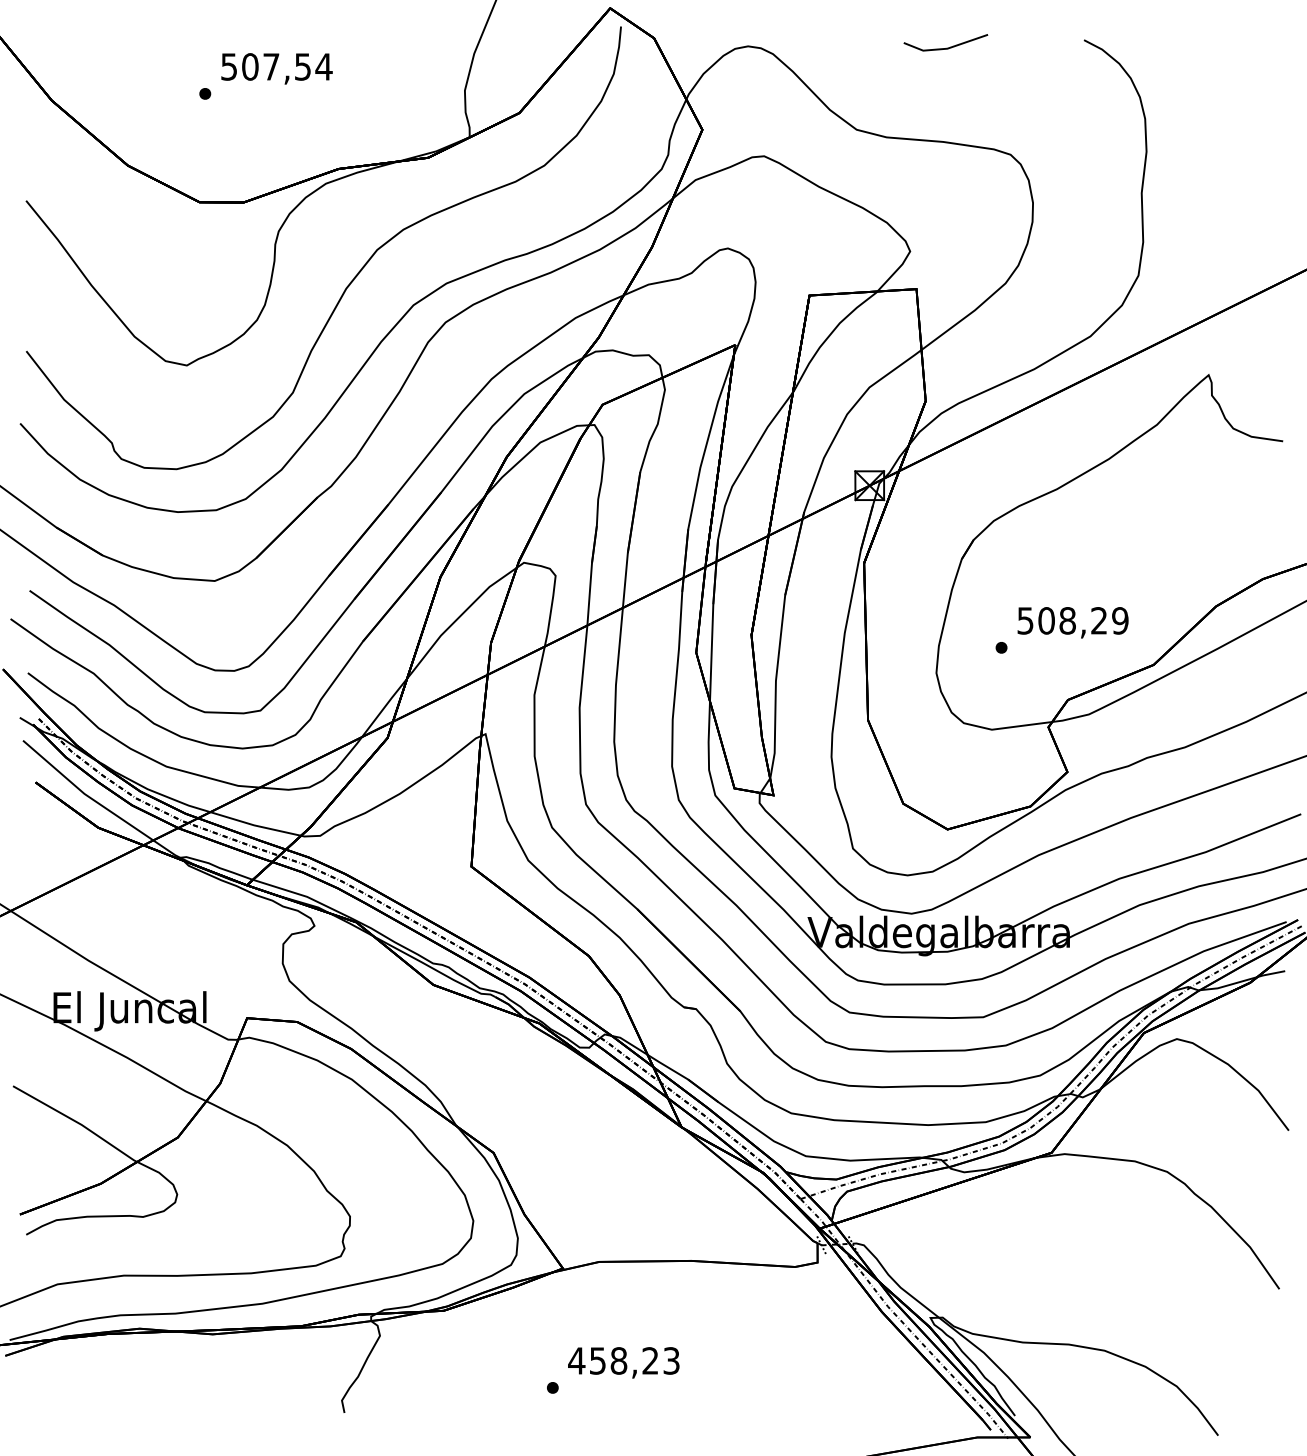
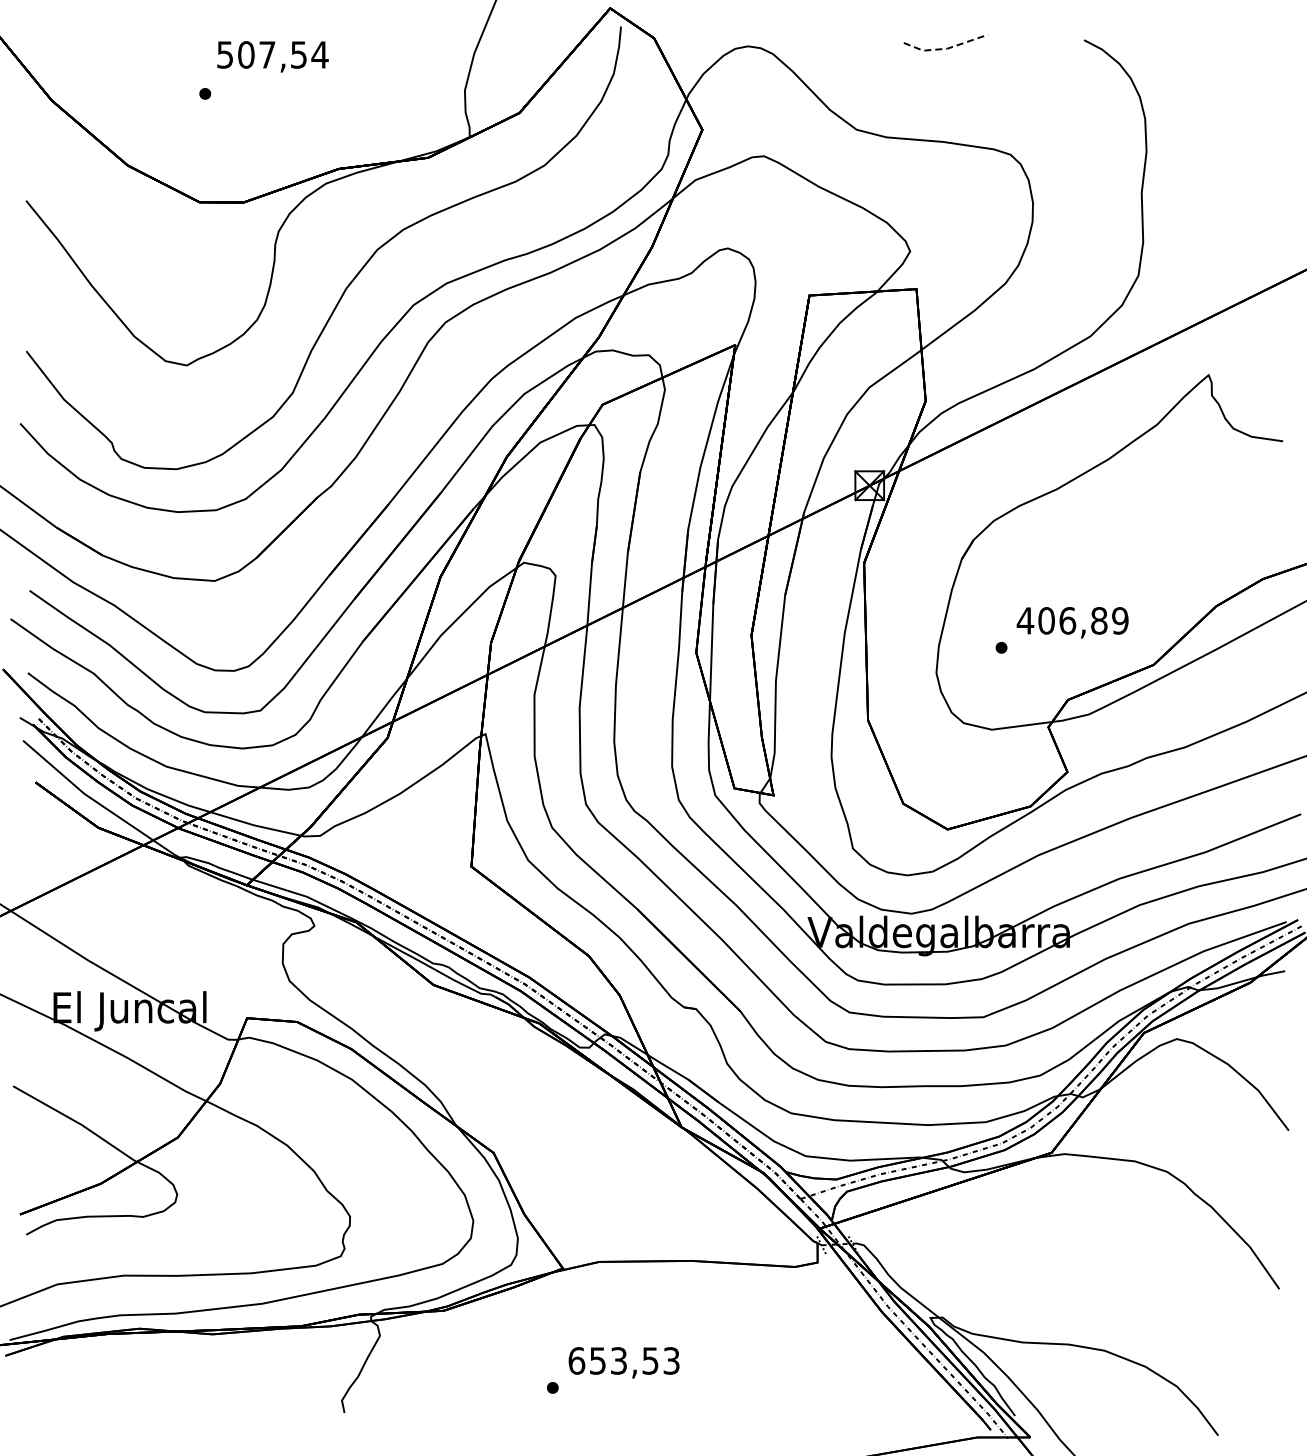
line: solid -> dashed (946, 48)
text position: (276, 68) -> (272, 56) (272, 56)
text: 508,29 -> 406,89 (1061, 620)
text: 458,23 -> 653,53 (613, 1360)
